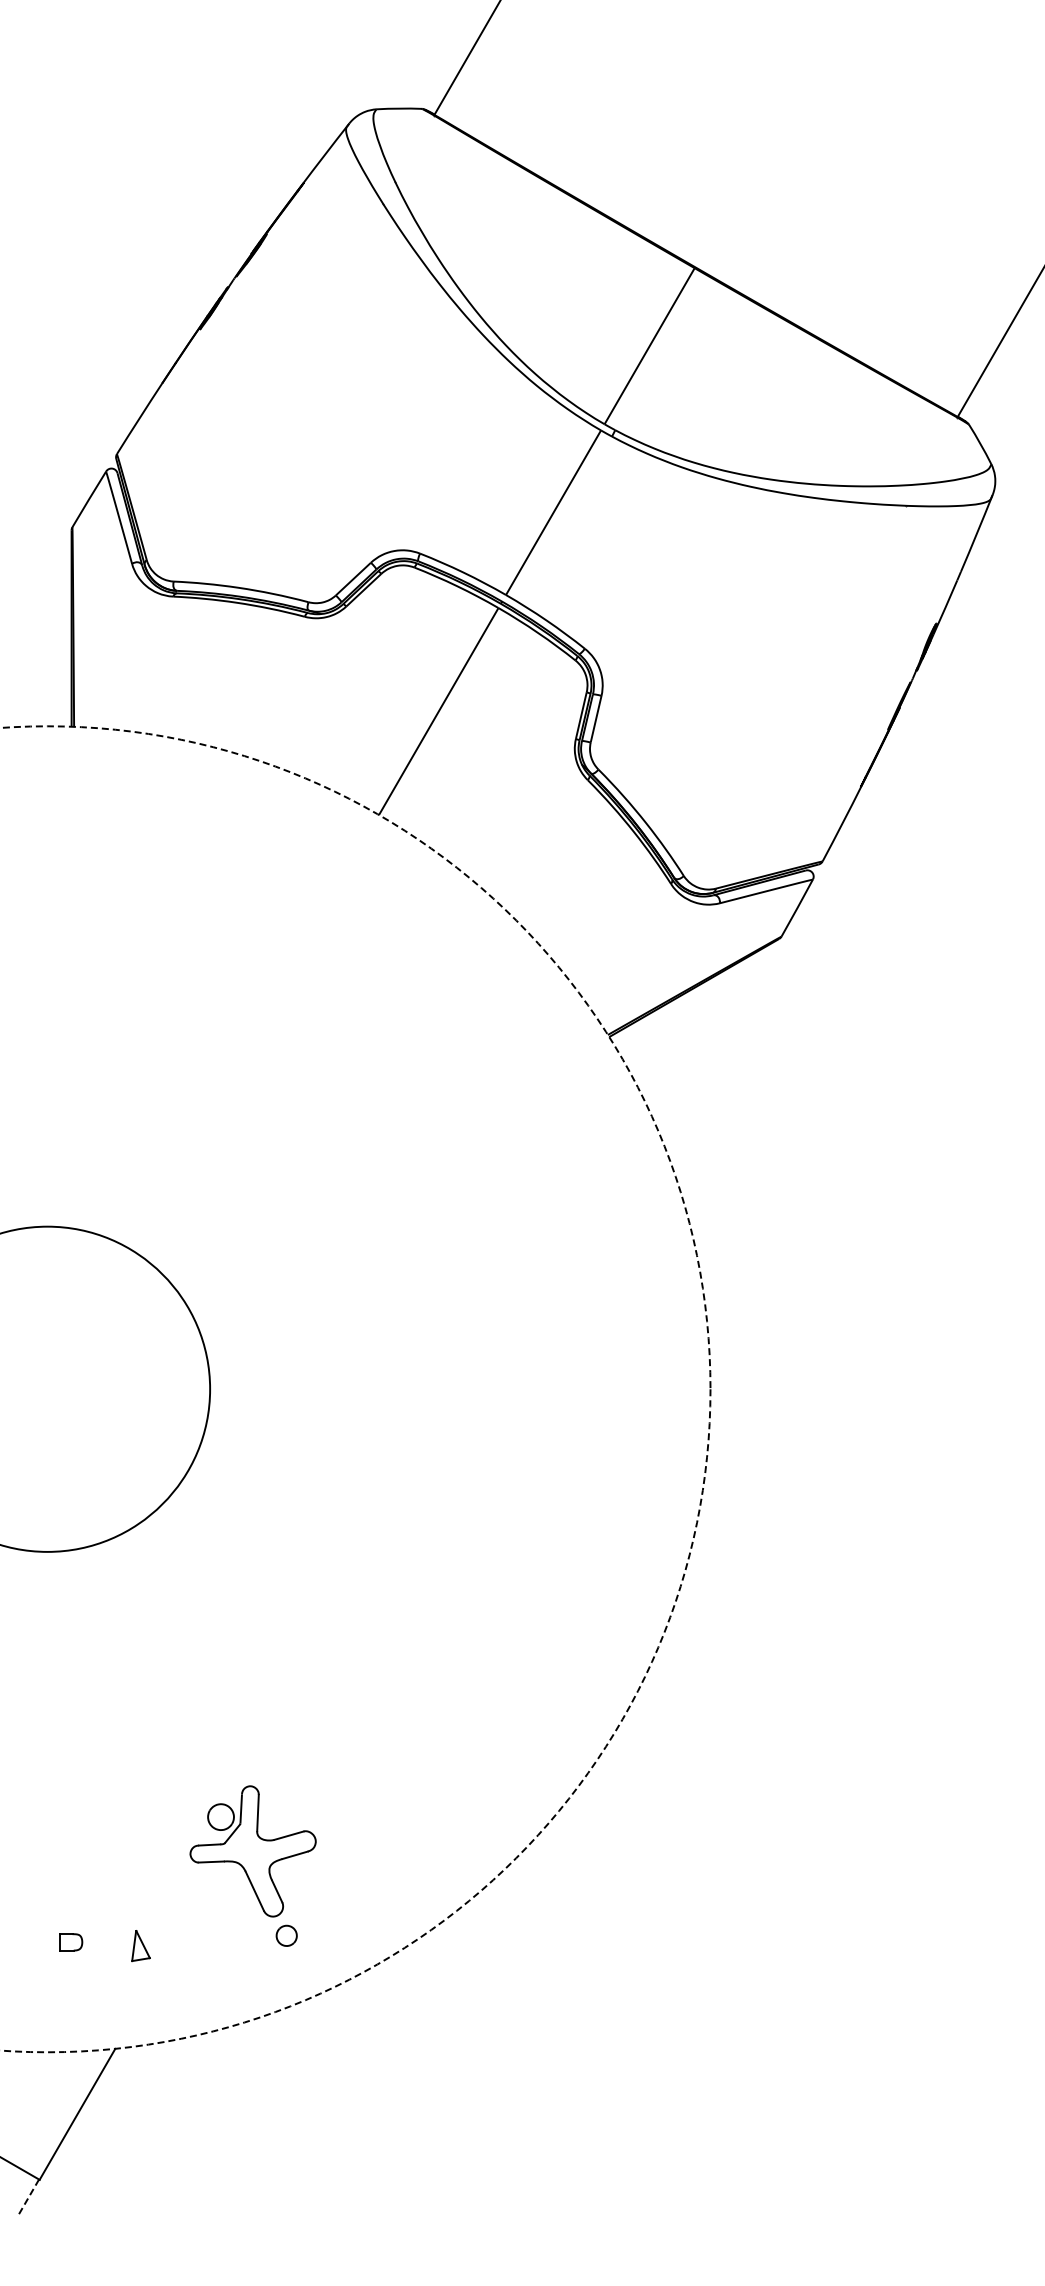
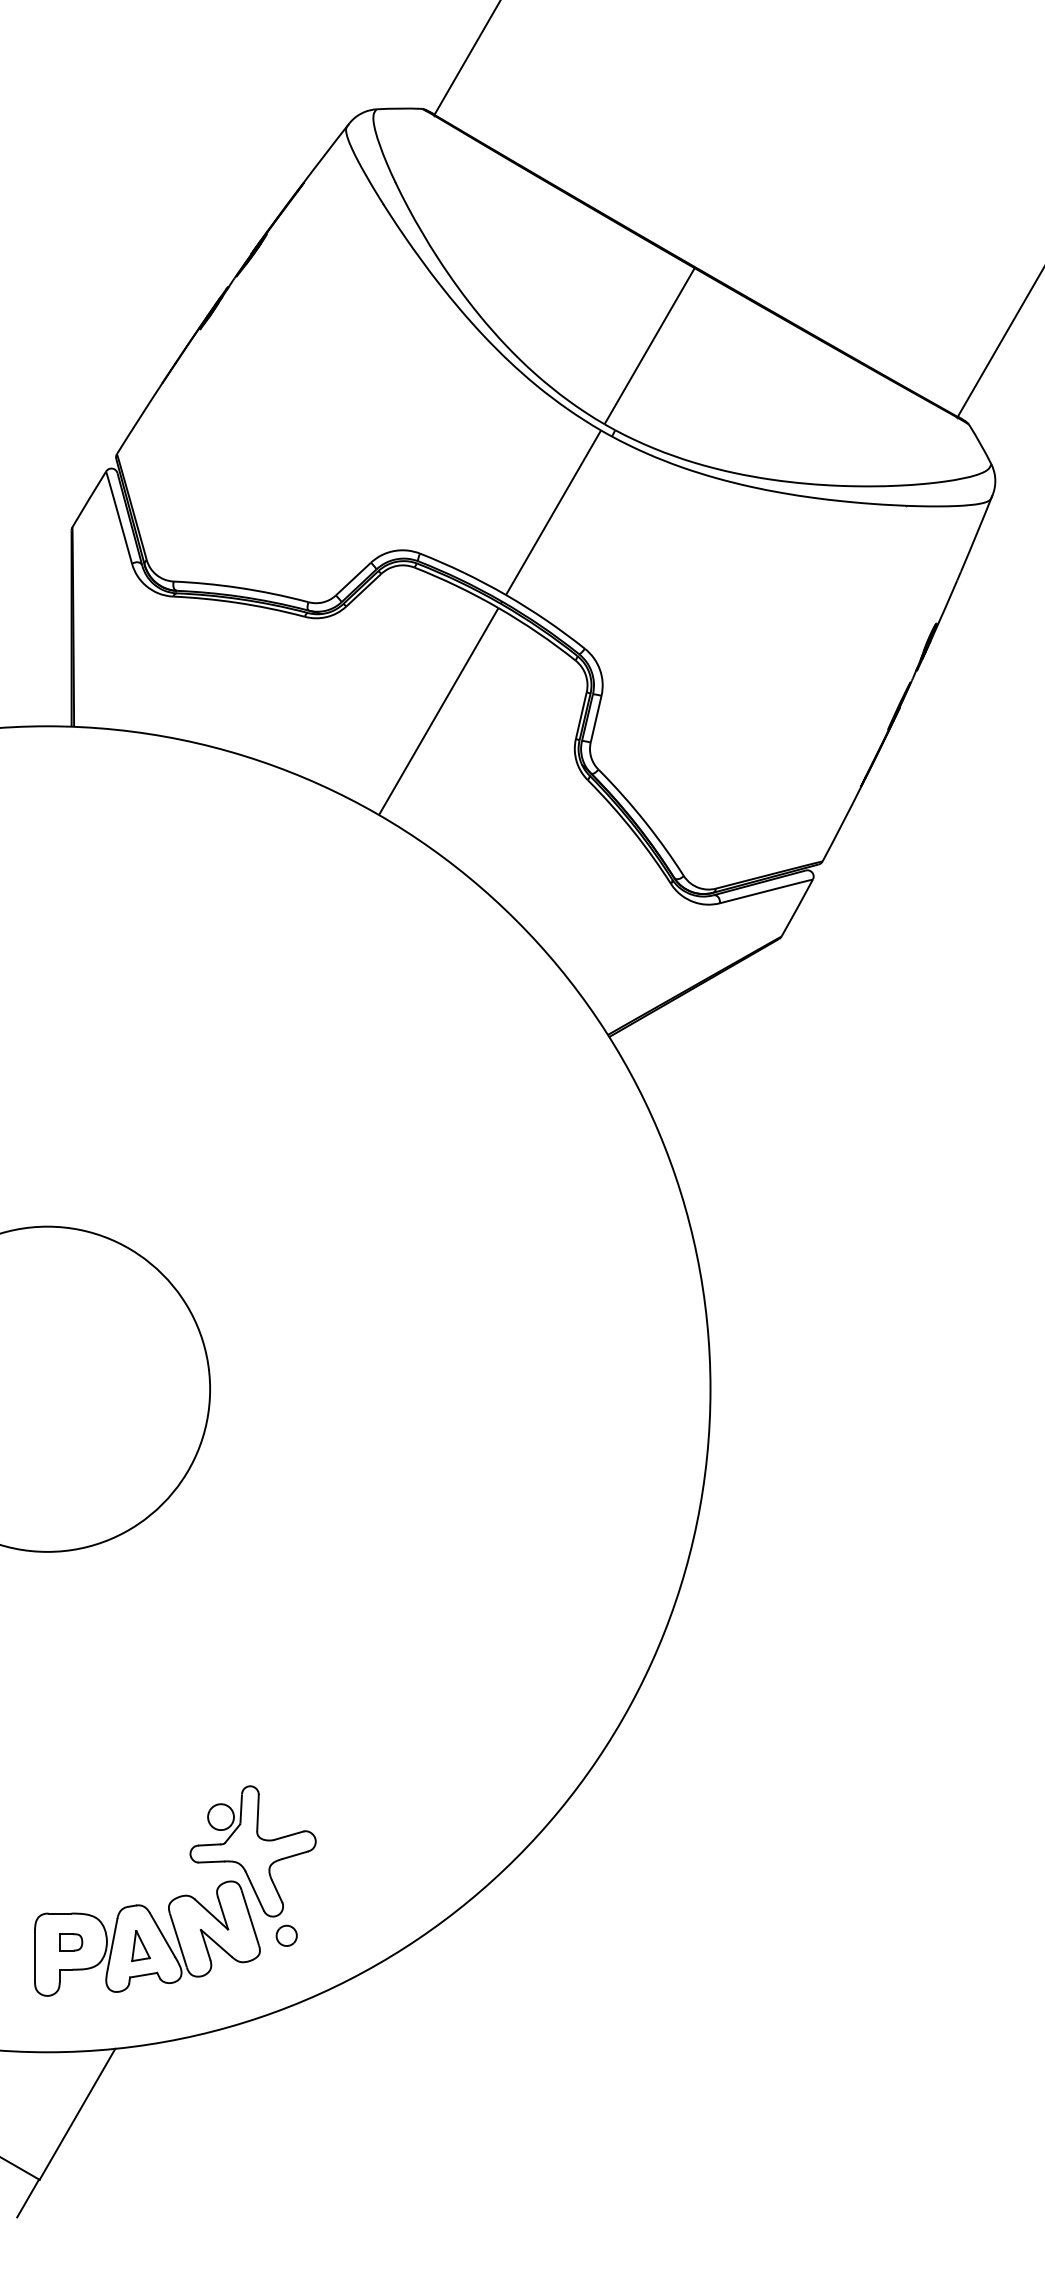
circle: dashed -> solid (355, 1389)
part: none -> present (147, 1938)
line: dashed -> solid (28, 2198)
